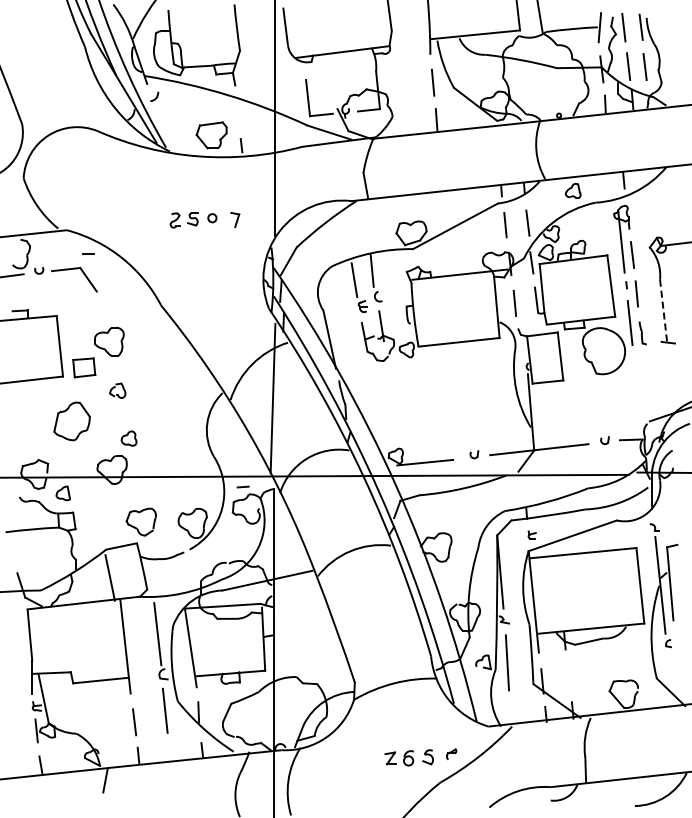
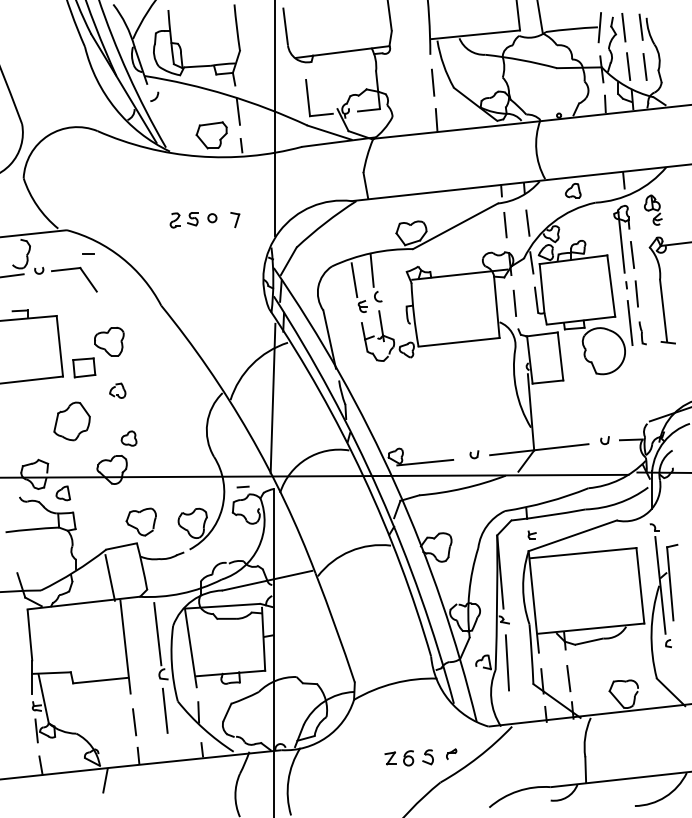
line: none -> present (238, 111)
part: none -> present (653, 209)
line: dashed -> solid (663, 311)
line: none -> present (568, 678)
